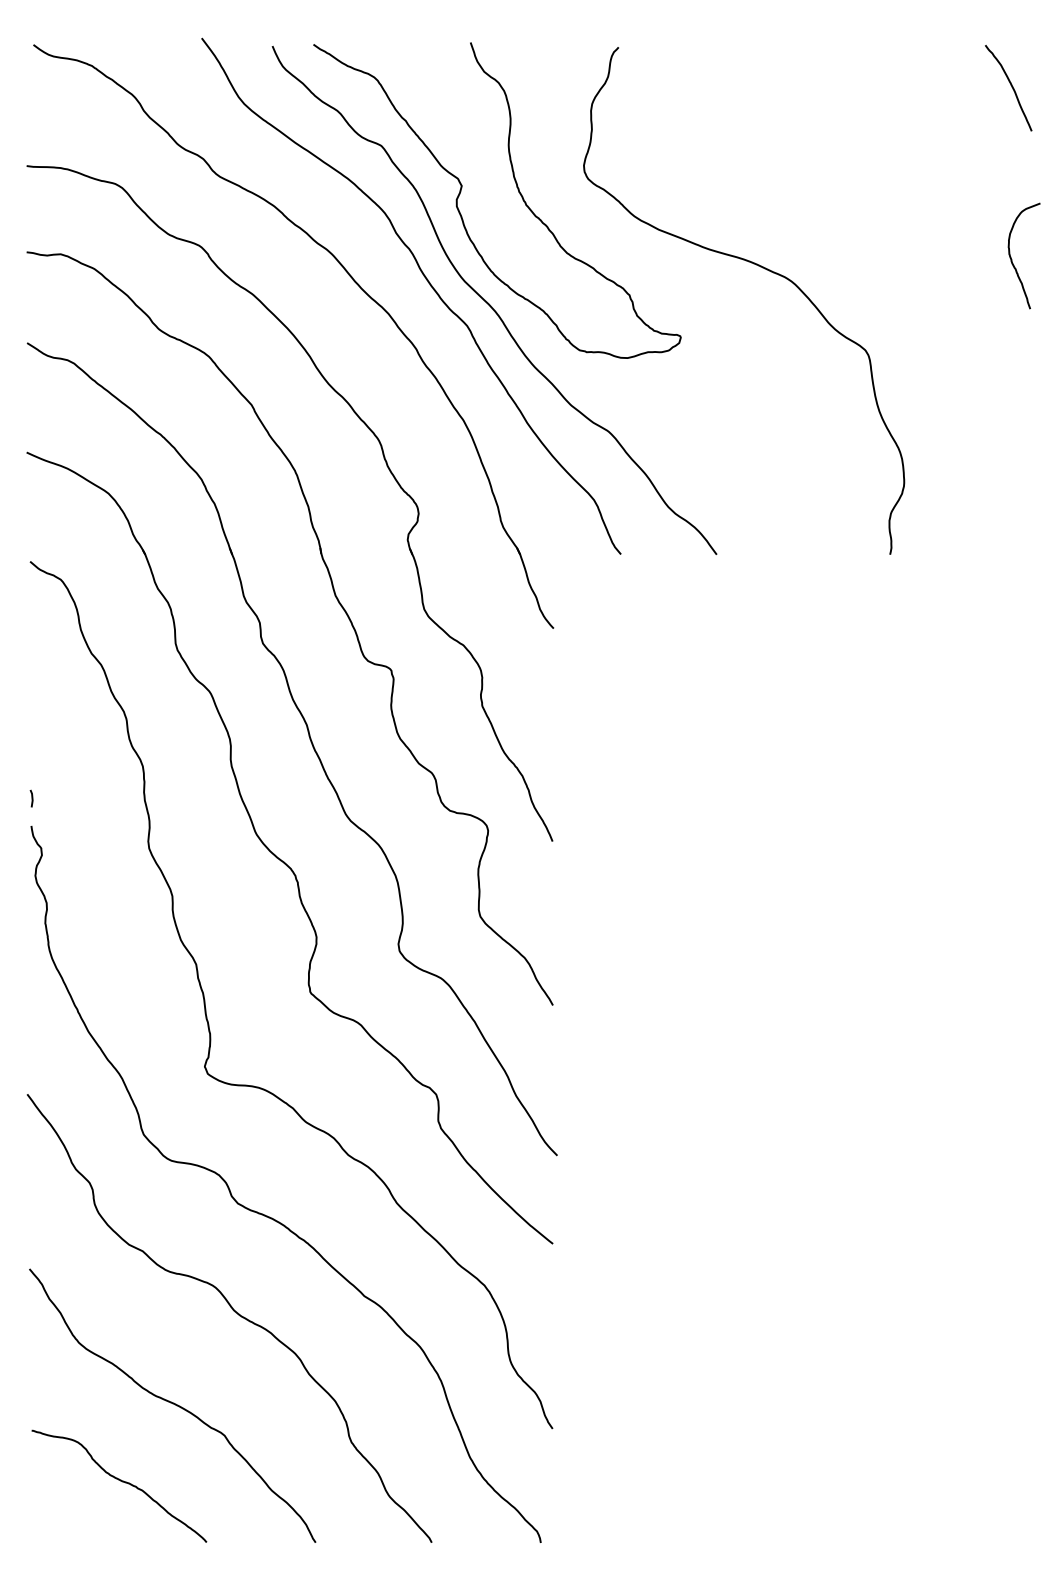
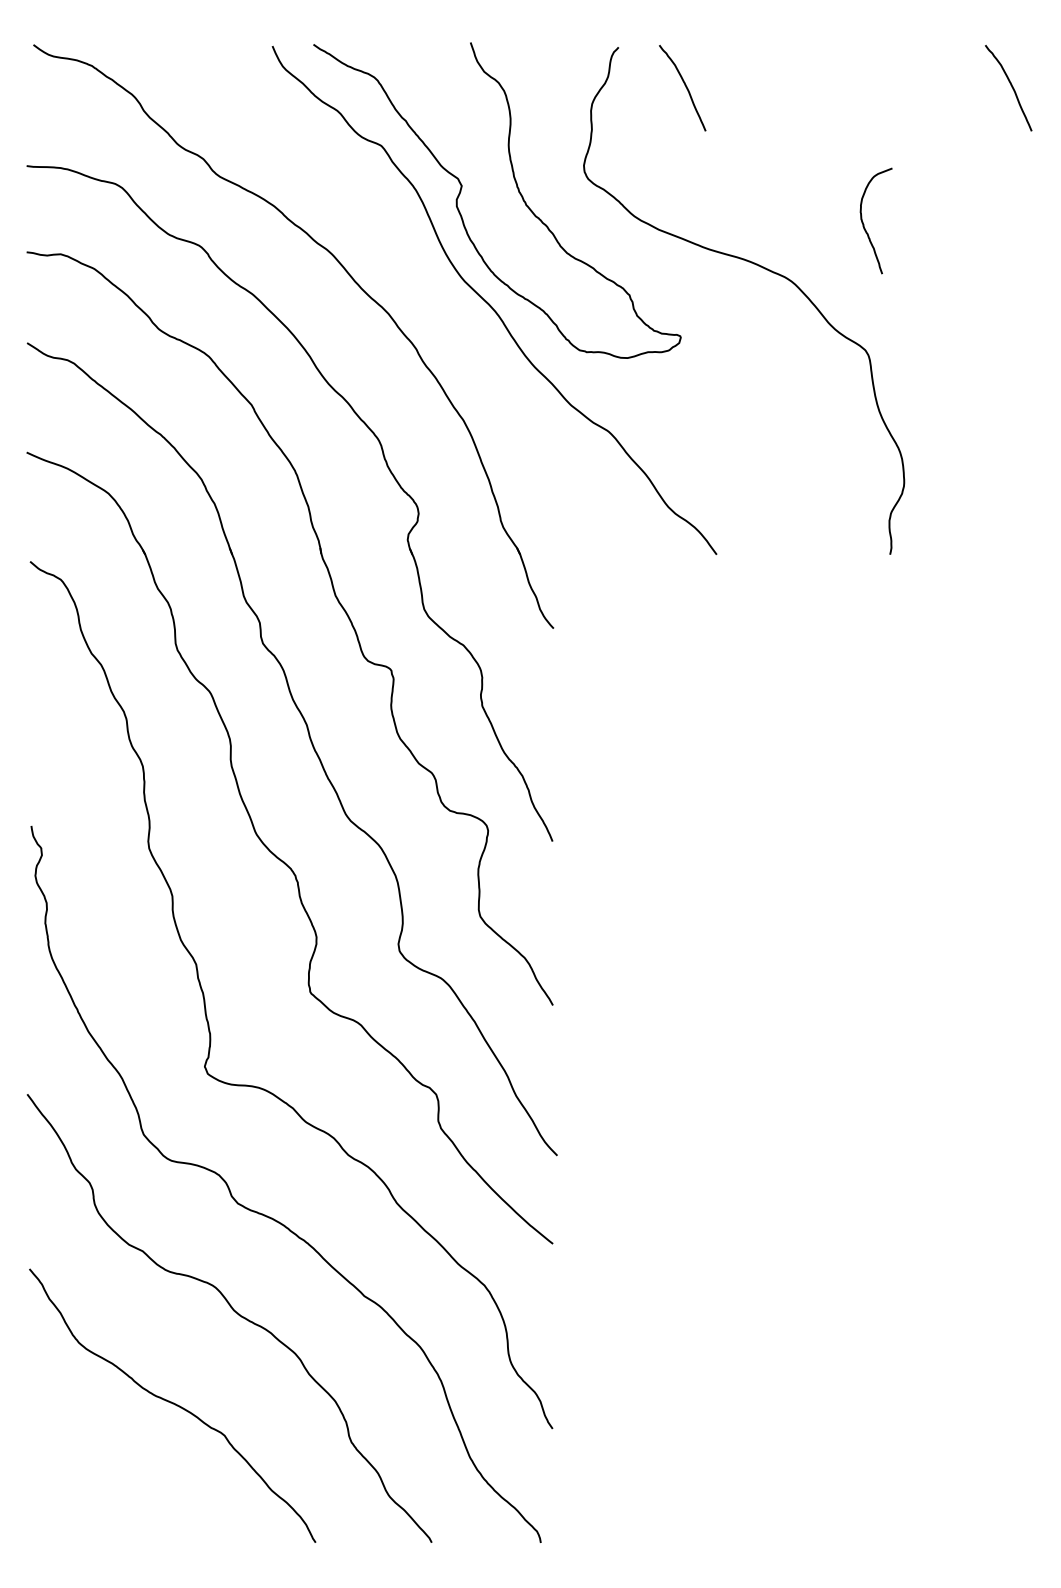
curve: none -> present (685, 87)
curve position: (1012, 259) -> (864, 224) (864, 224)
curve: present -> none (427, 282)
line: present -> none (31, 798)
curve: present -> none (120, 1481)
